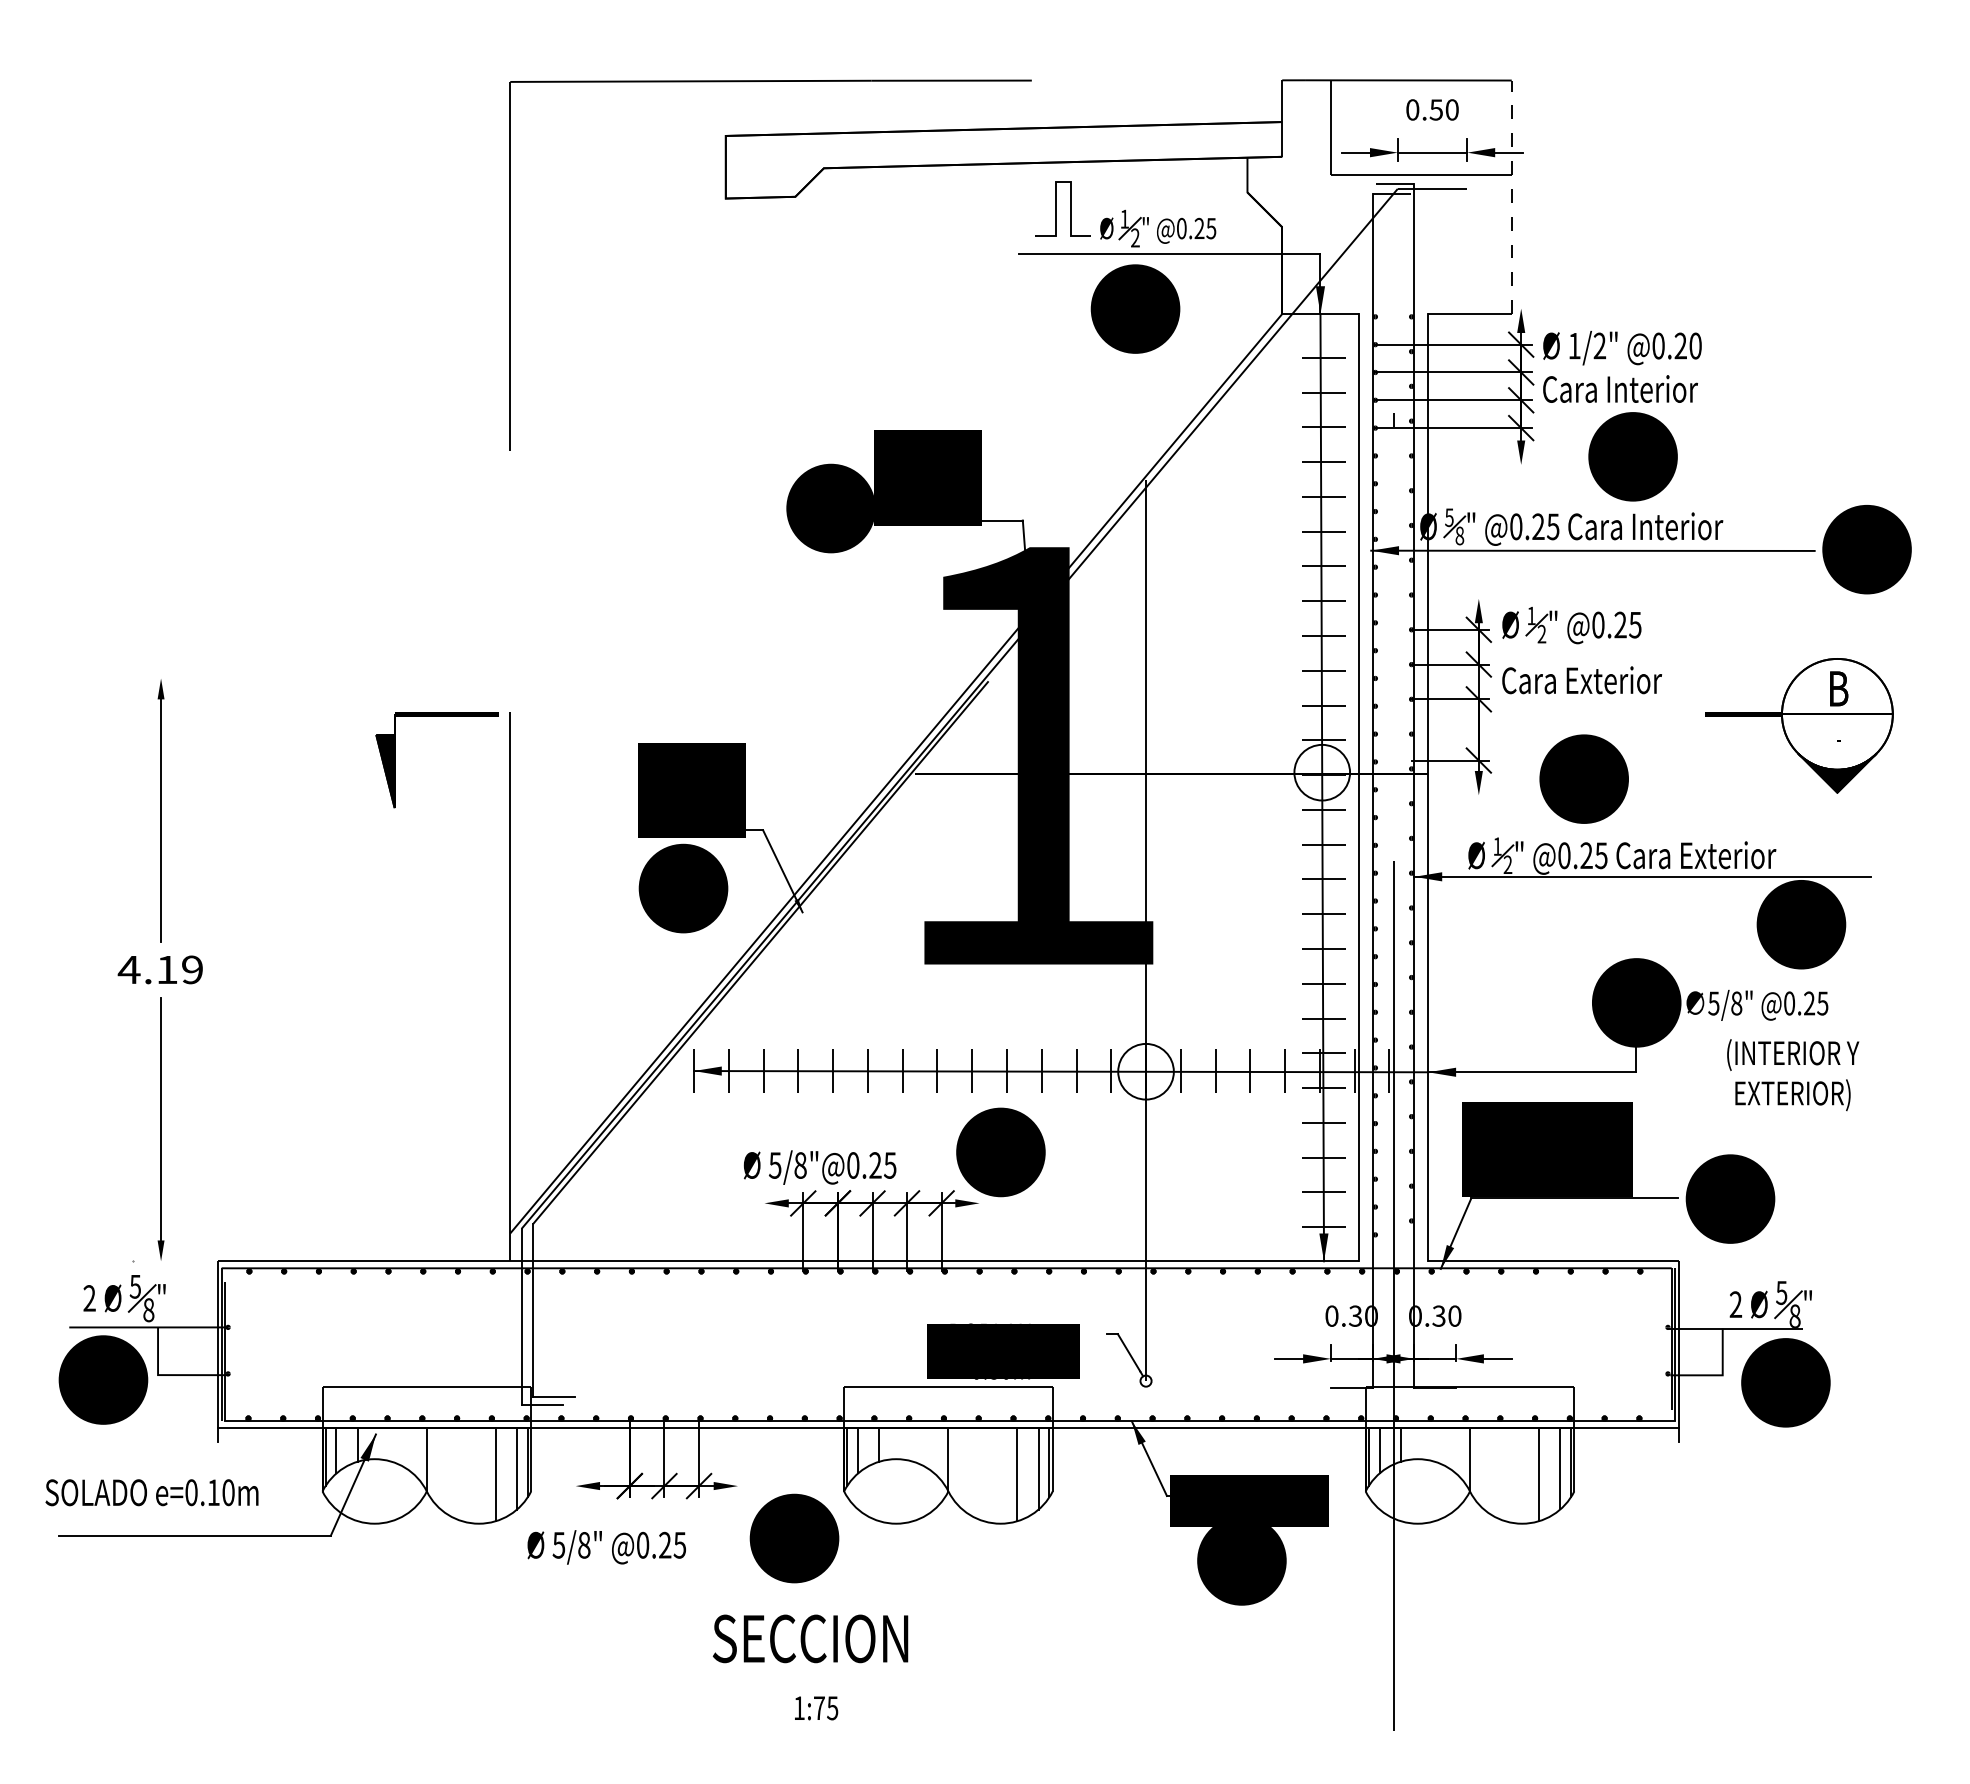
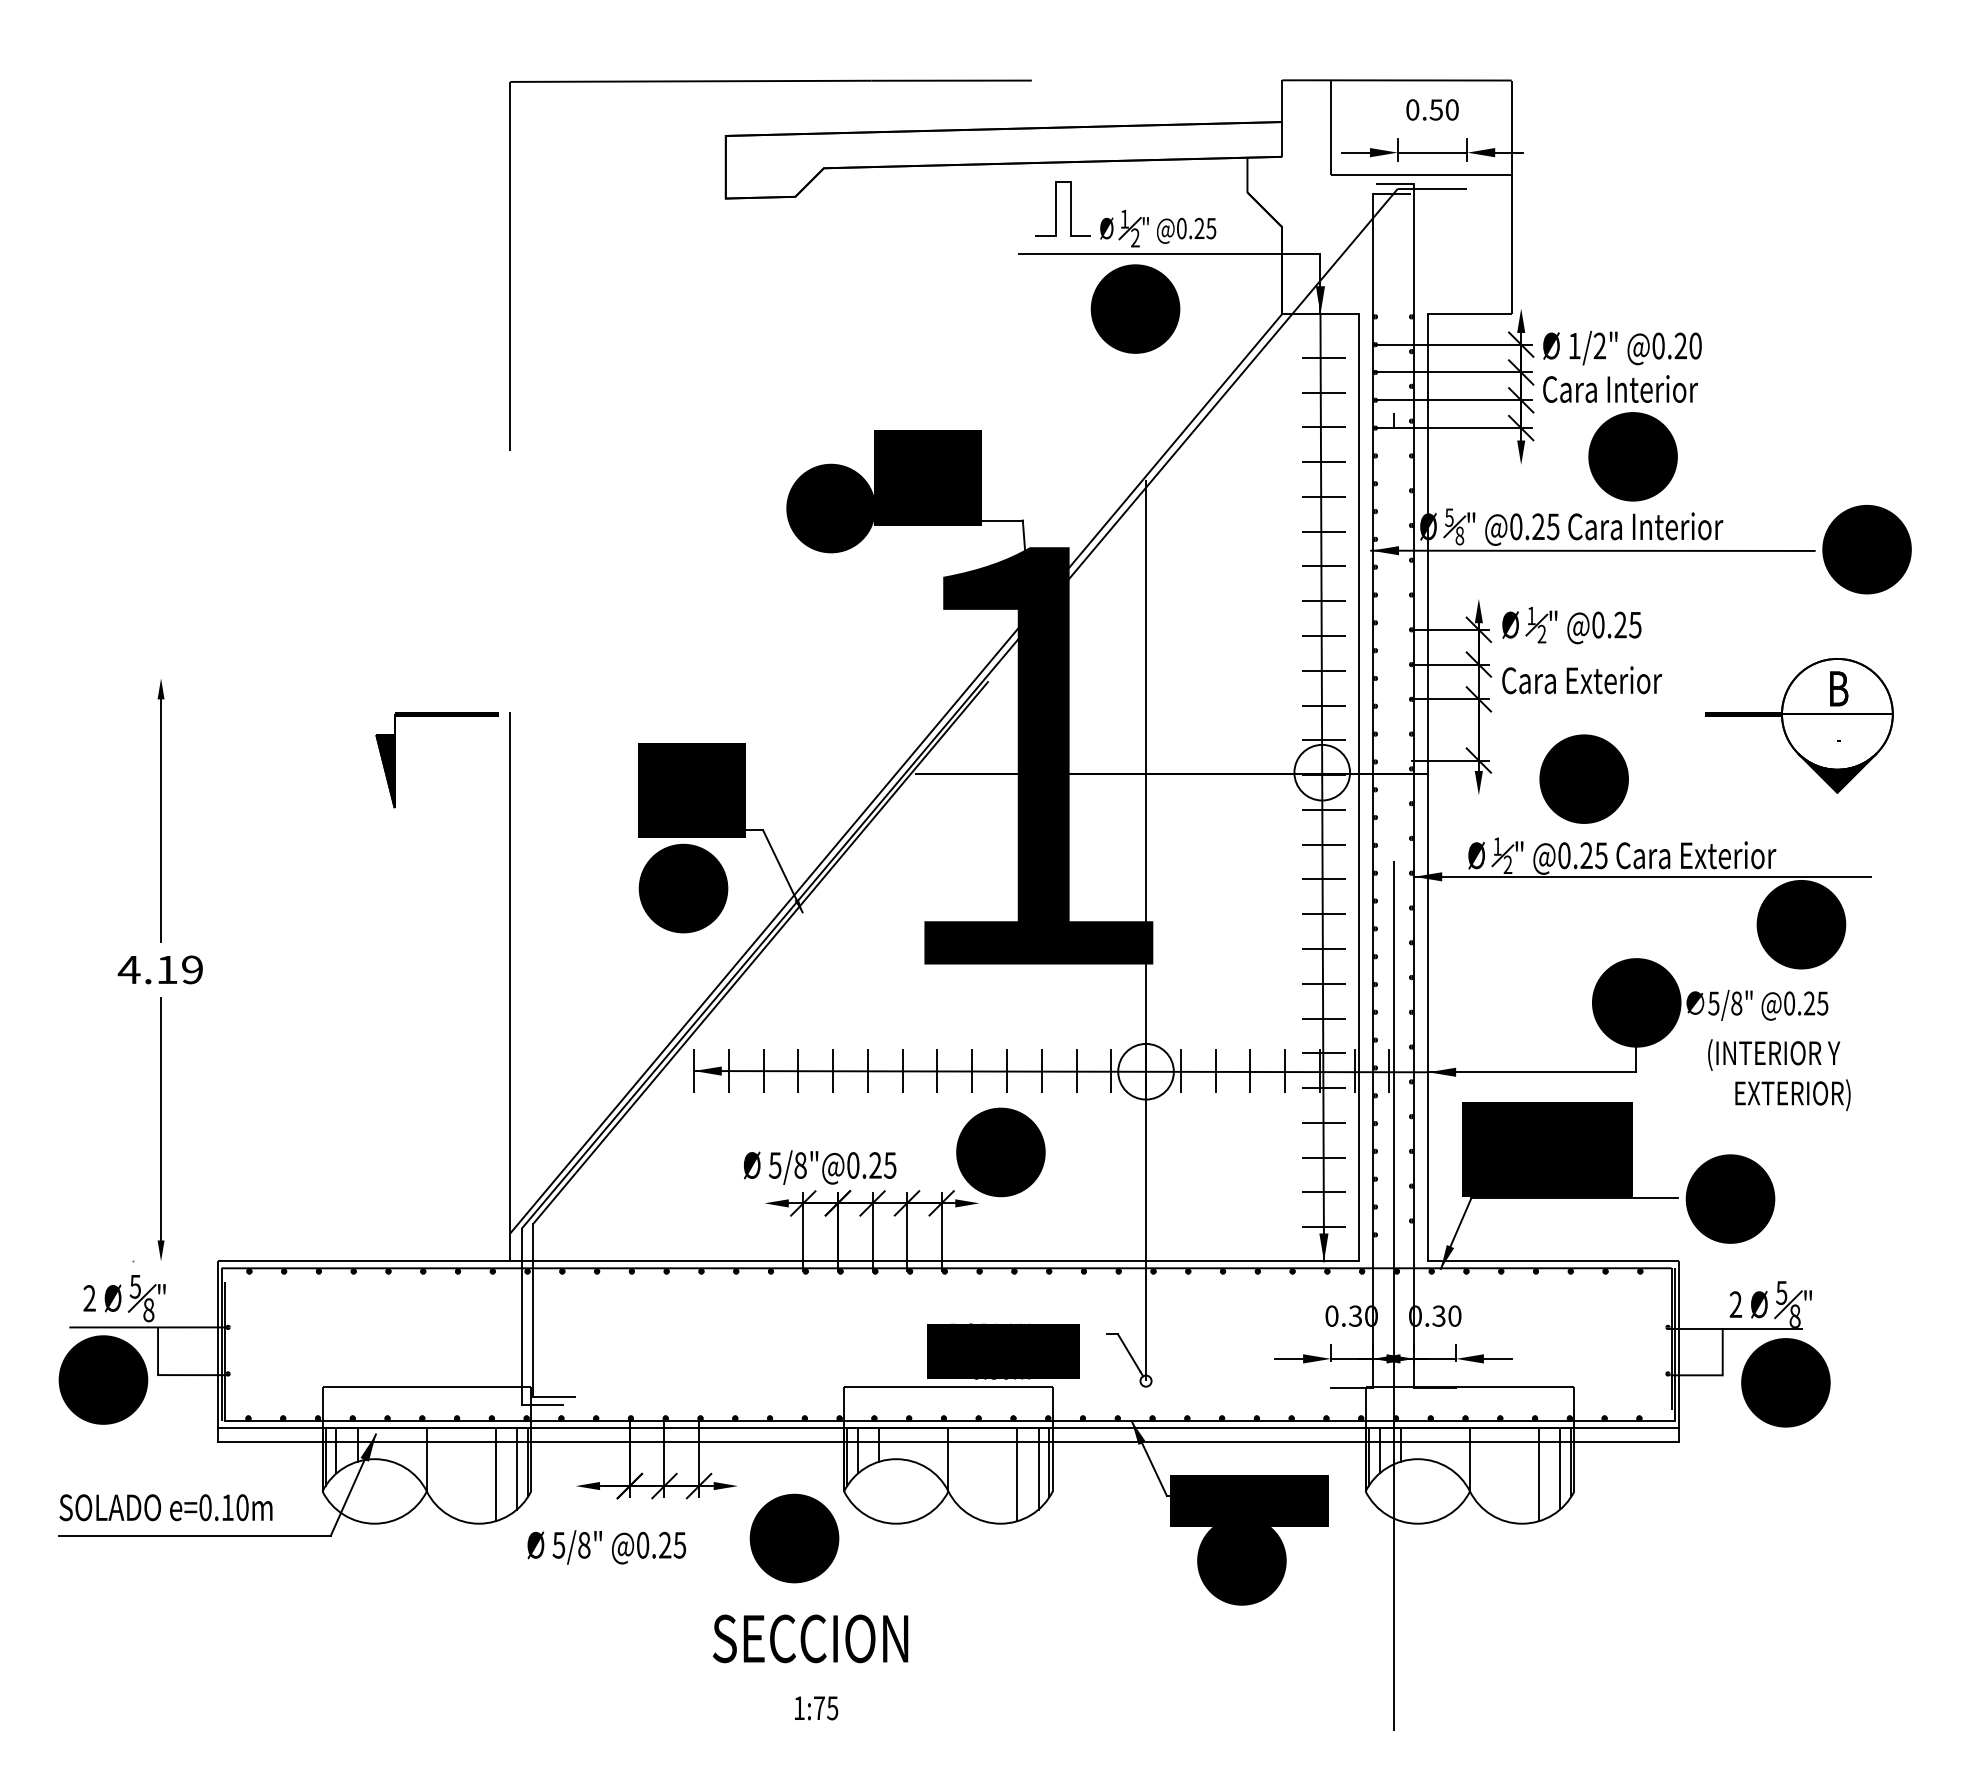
line: dashed -> solid (1511, 197)
text position: (1793, 1054) -> (1774, 1054) (1774, 1054)
line: none -> present (948, 1442)
text position: (151, 1492) -> (165, 1507) (165, 1507)
